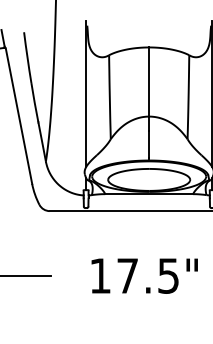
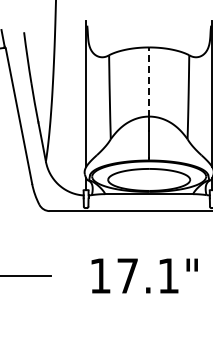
line: solid -> dashed (149, 82)
text: 17.5" -> 17.1" (168, 275)
